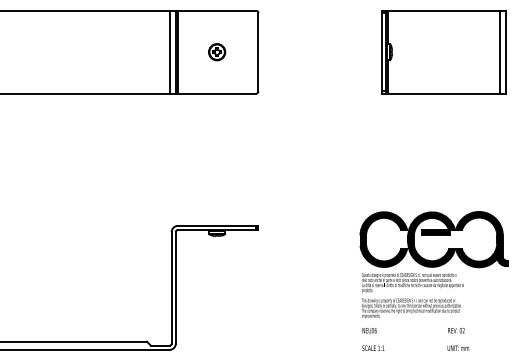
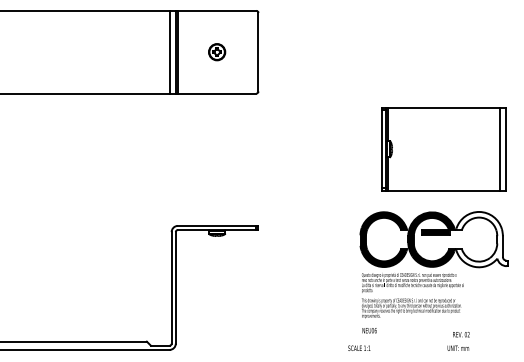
part position: (443, 52) -> (443, 149) (443, 149)
fill: present -> none (482, 239)
text position: (456, 330) -> (461, 334) (461, 334)
text position: (373, 347) -> (359, 347) (359, 347)
